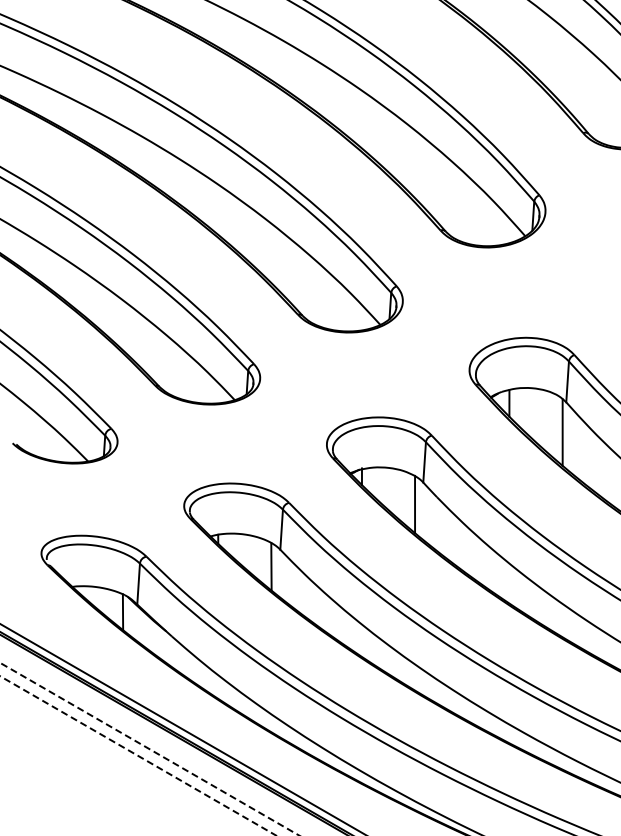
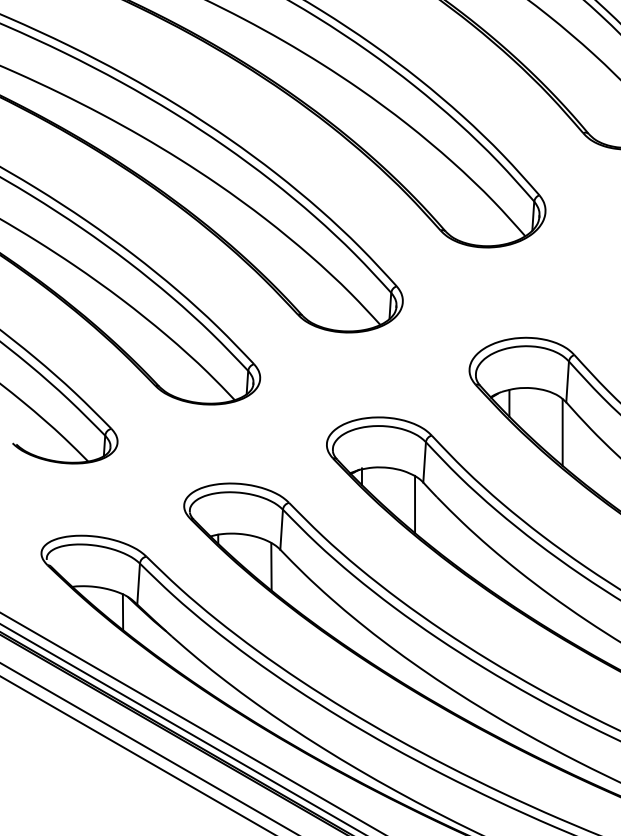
line: none -> present (191, 722)
line: dashed -> solid (149, 749)
line: dashed -> solid (139, 756)
